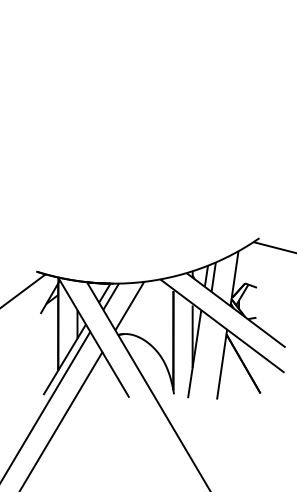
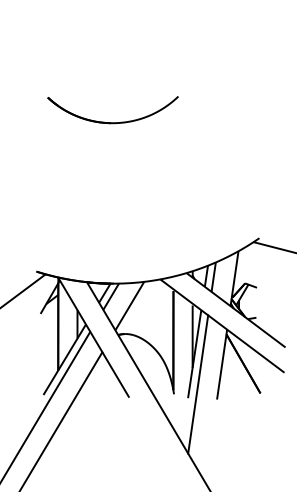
part: none -> present (112, 122)
line: none -> present (198, 384)
